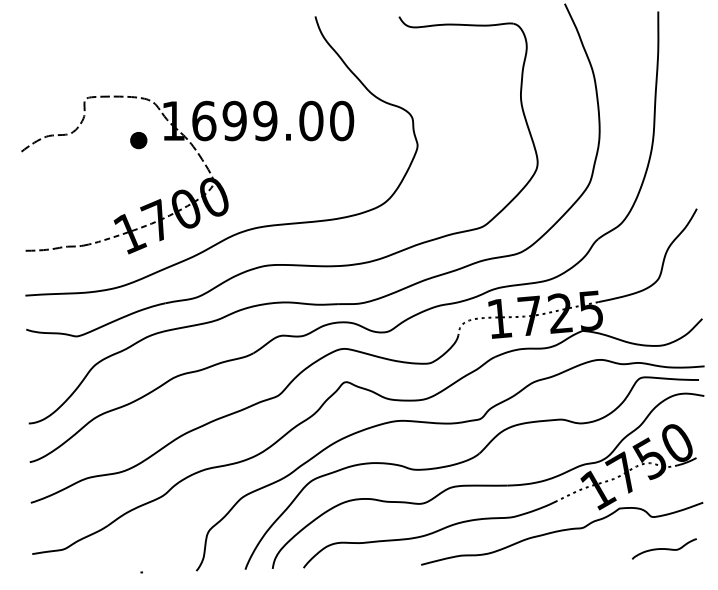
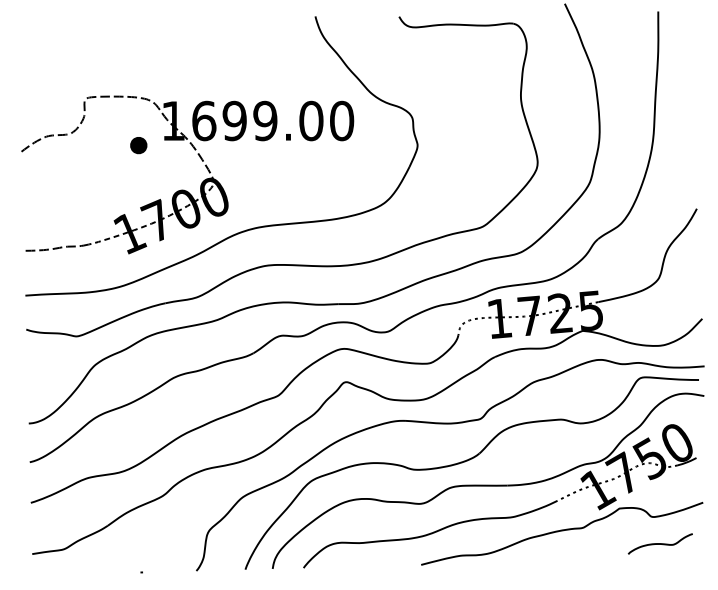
part position: (138, 140) -> (138, 145) (138, 145)
curve position: (663, 548) -> (659, 543) (659, 543)
